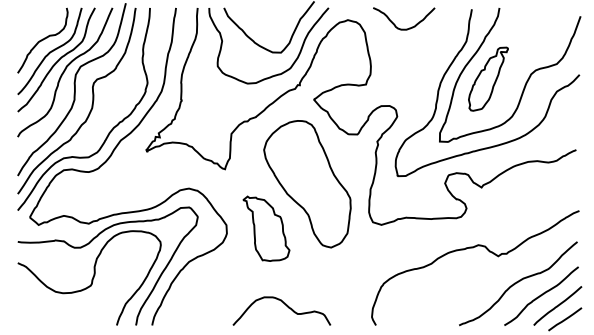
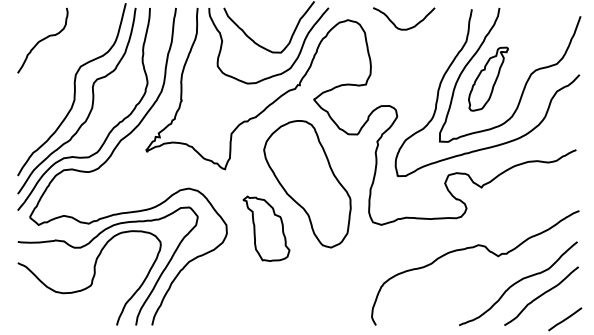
part: present -> none (65, 72)
curve: present -> none (285, 305)
curve: present -> none (557, 305)
